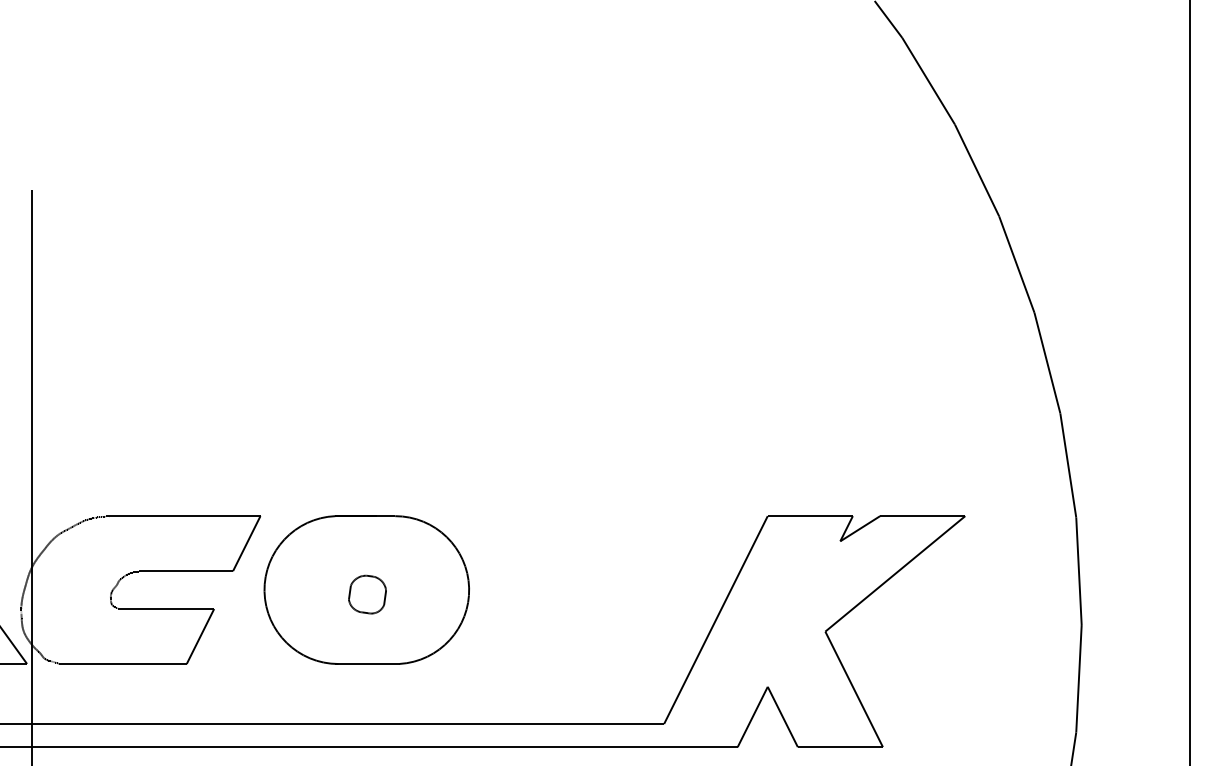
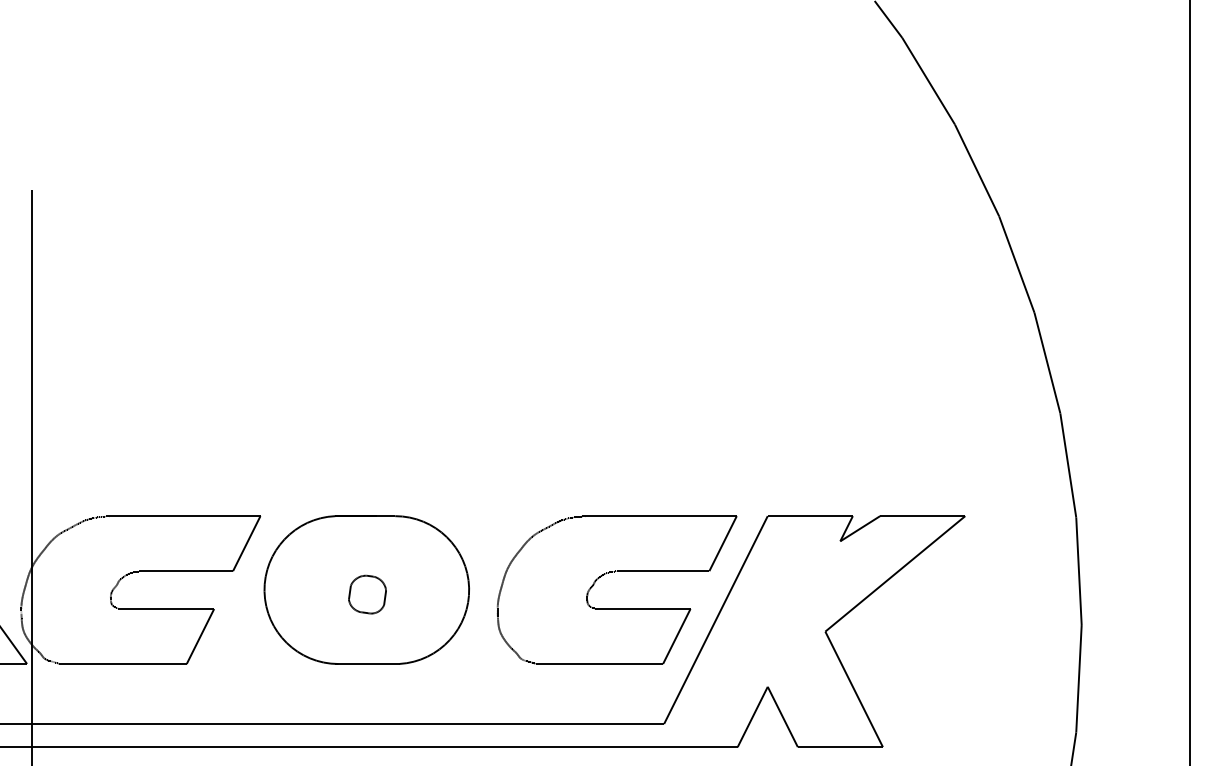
part: none -> present (614, 572)
